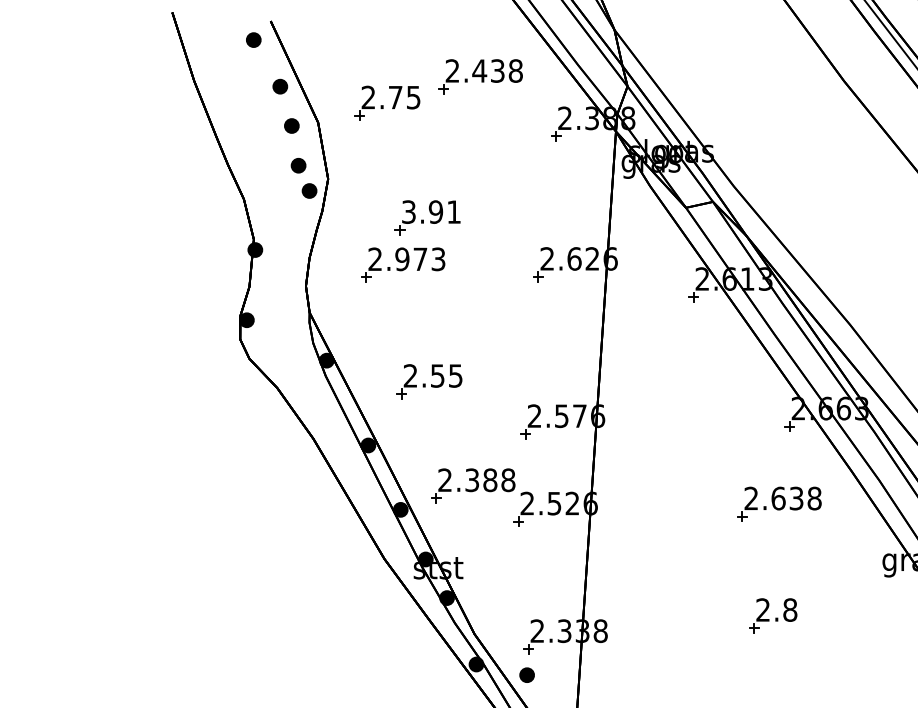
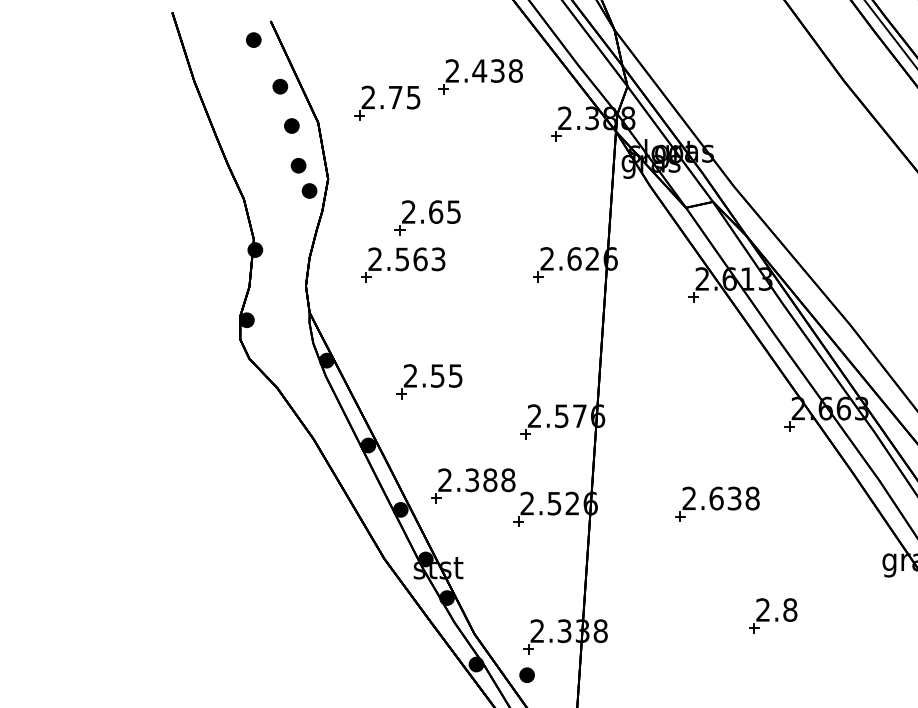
text: 3.91 -> 2.65 (431, 211)
text: 2.973 -> 2.563 (411, 259)
part position: (779, 503) -> (717, 503) (717, 503)
